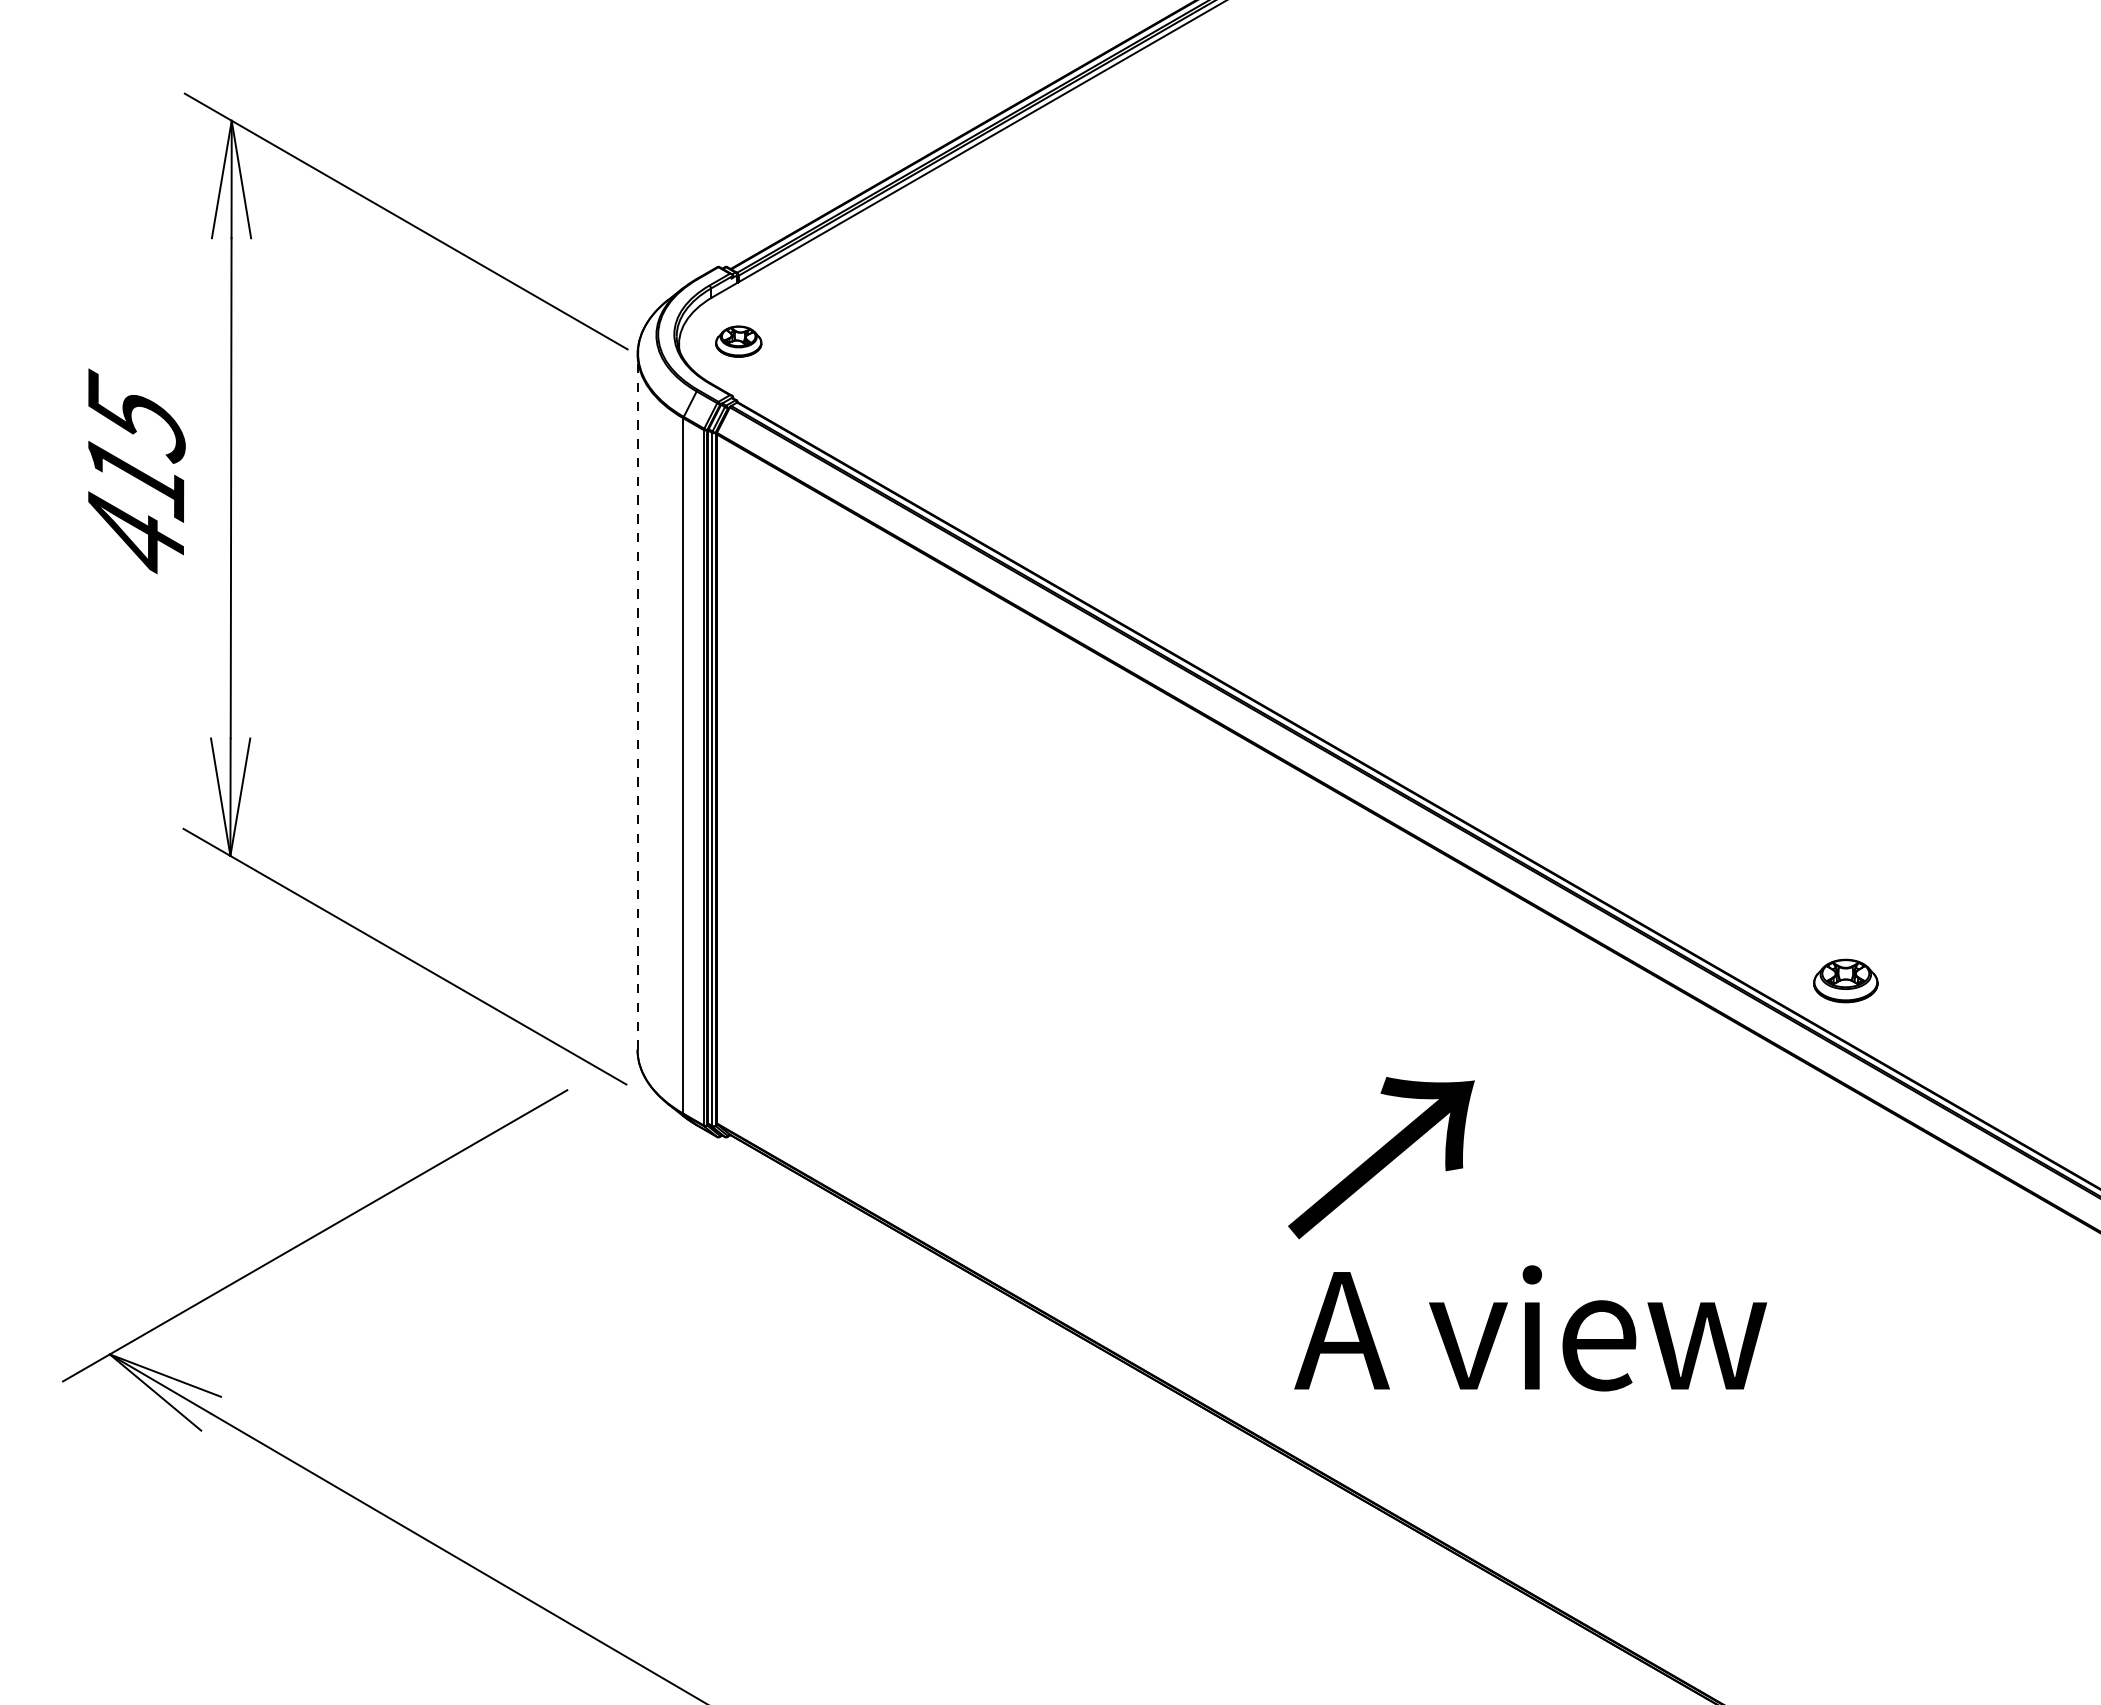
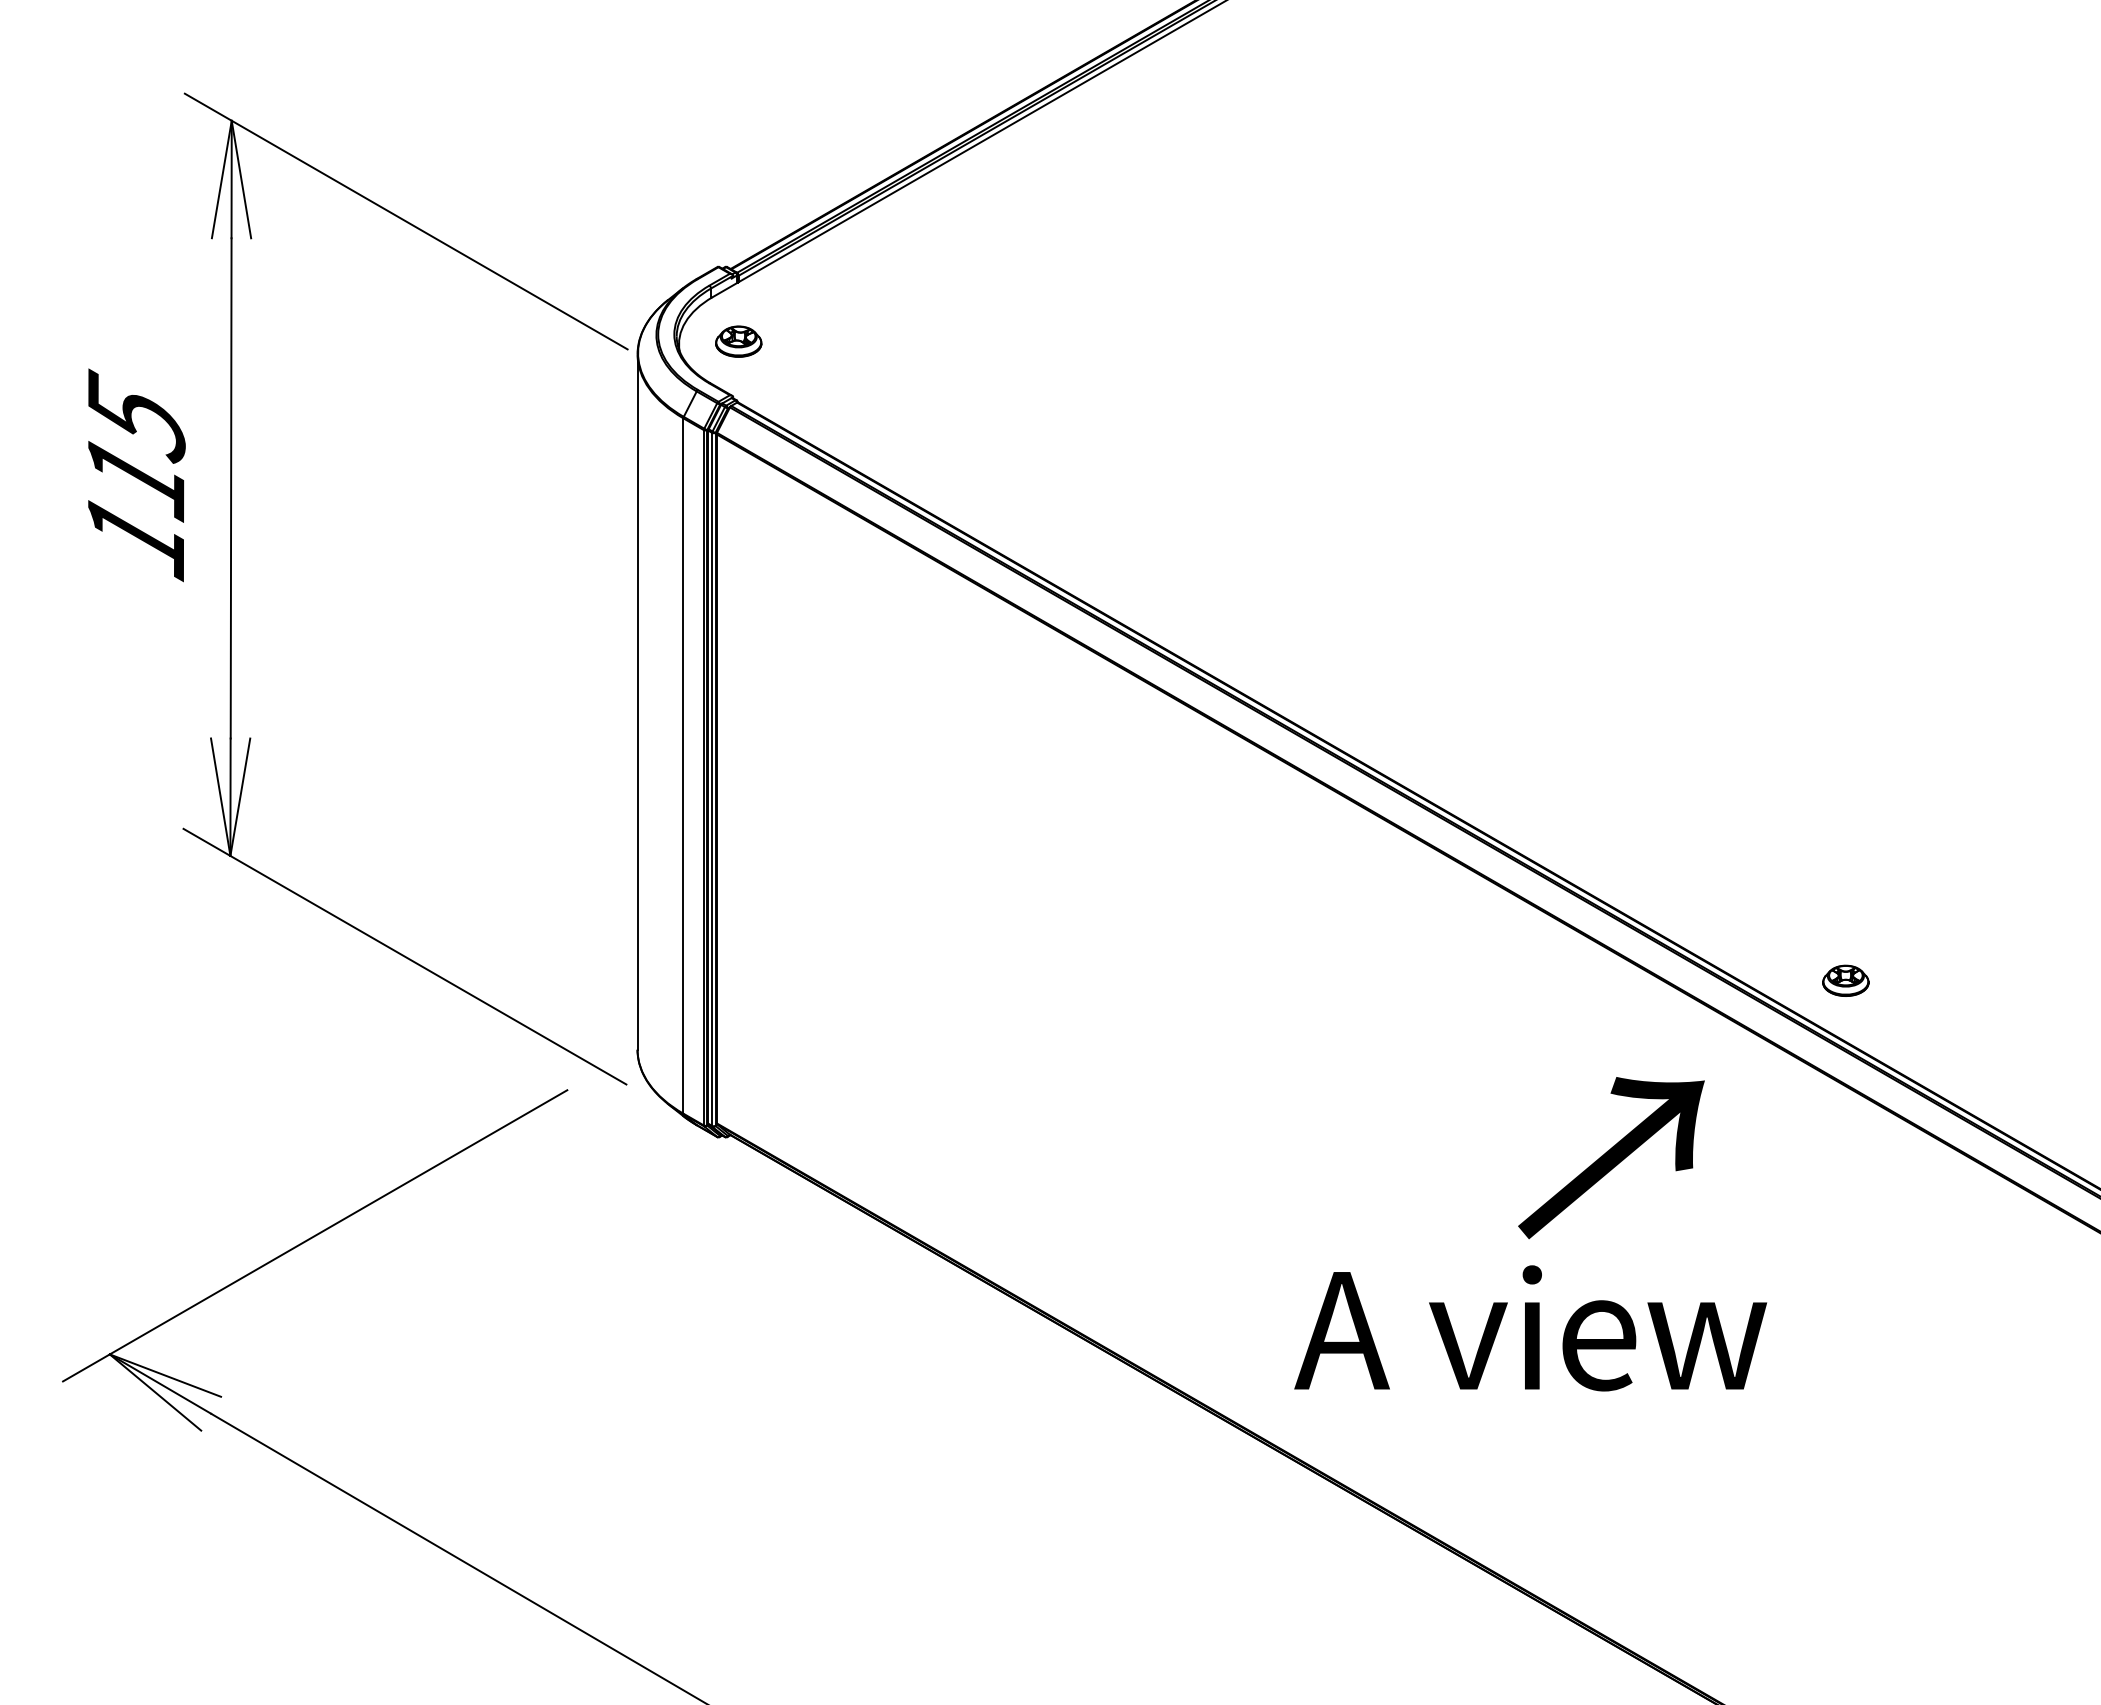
text: 415 -> 115 (135, 536)
line: dashed -> solid (637, 702)
part size: 66x46 px -> 48x33 px (1845, 980)
text position: (1381, 1158) -> (1611, 1158) (1611, 1158)
